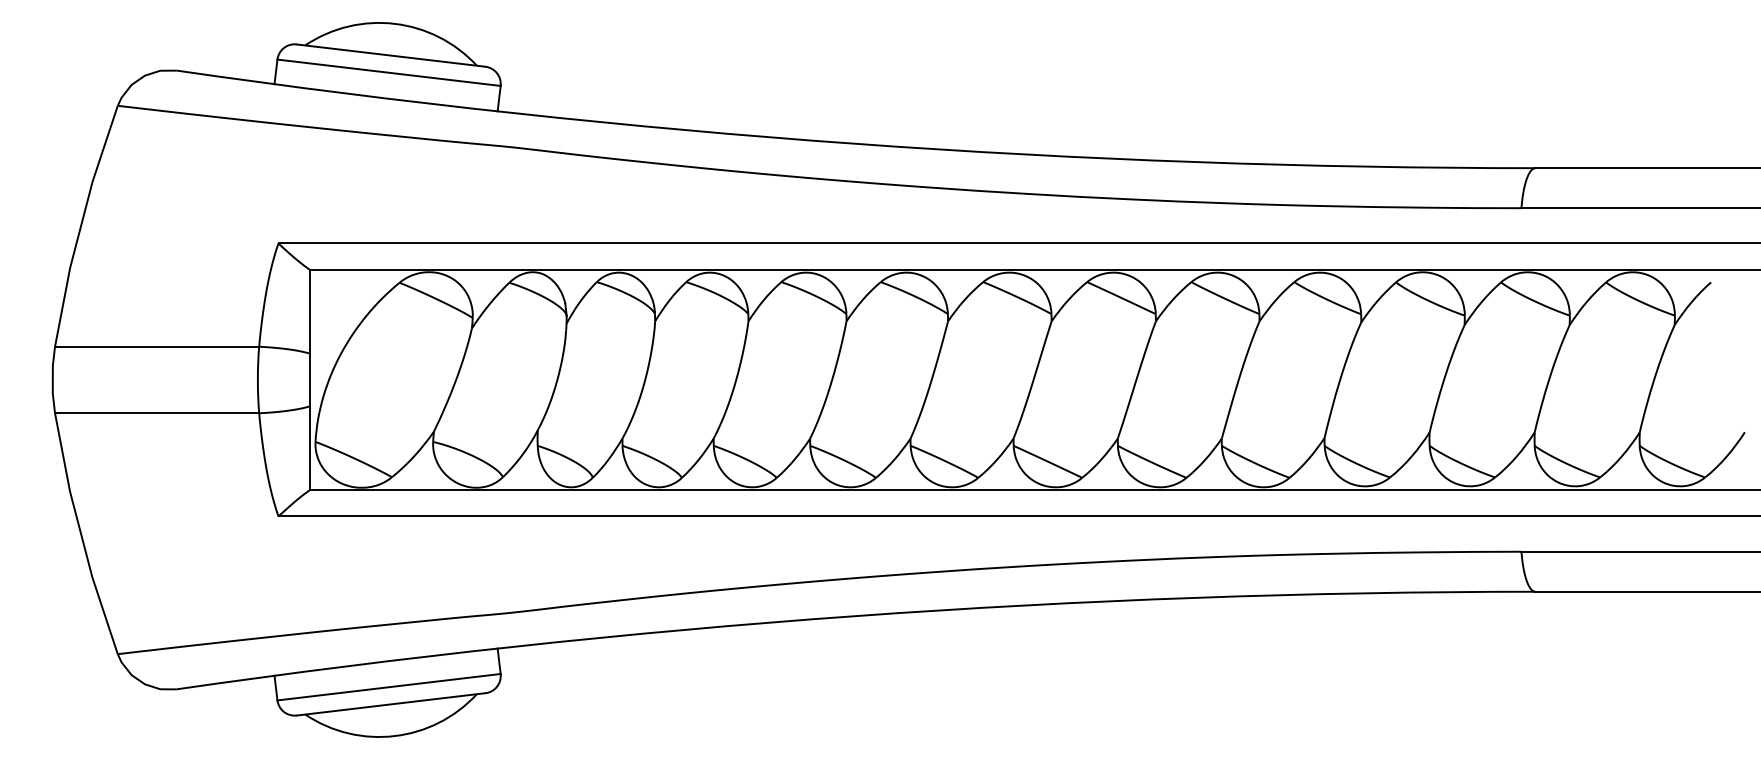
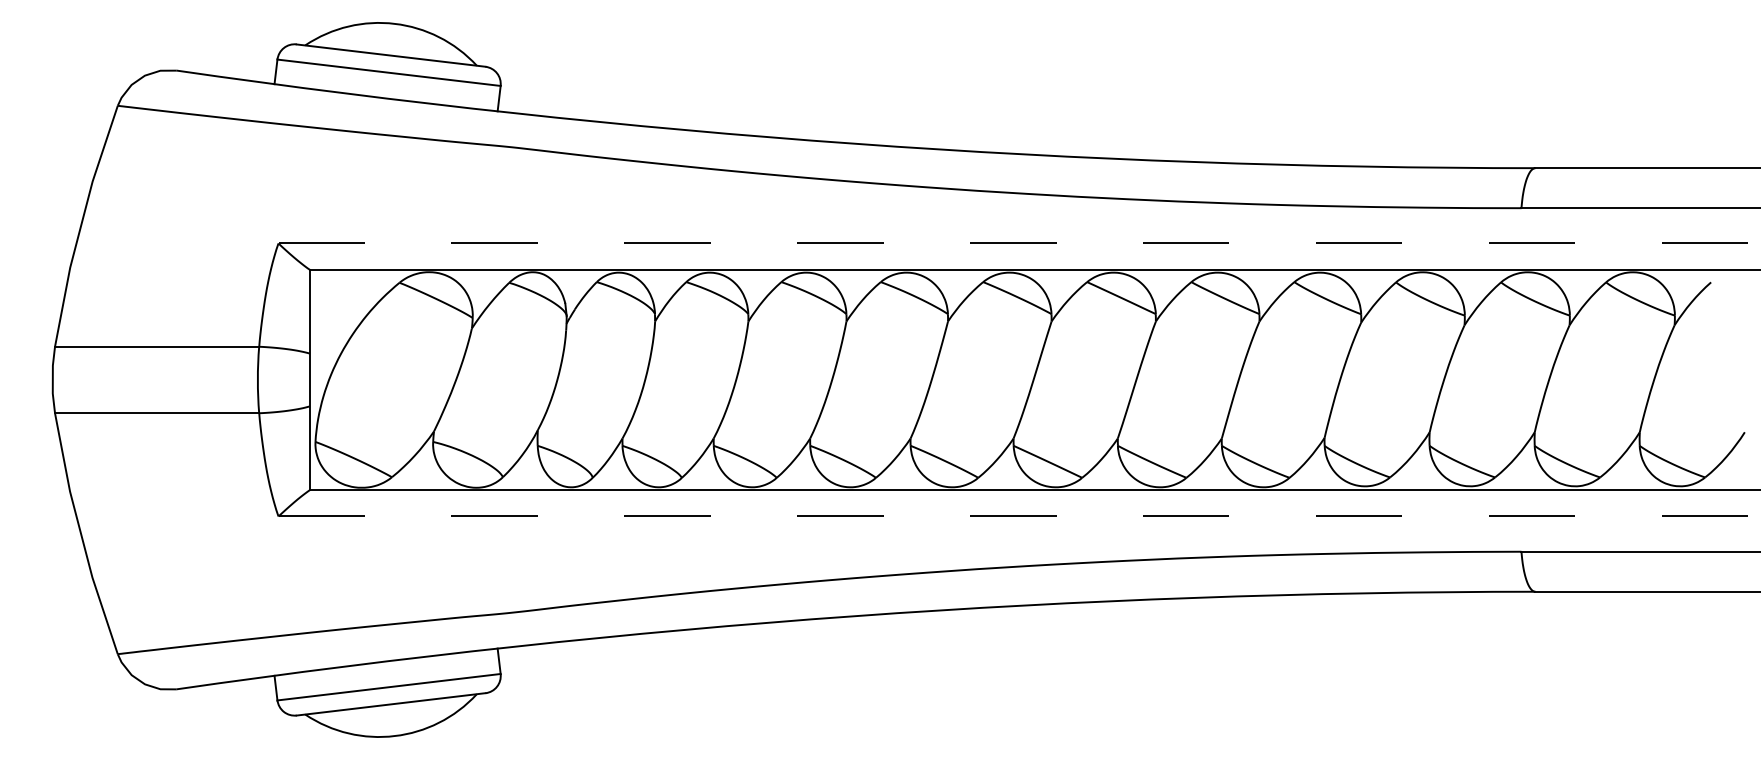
line: solid -> dashed (1019, 243)
line: solid -> dashed (1019, 516)
